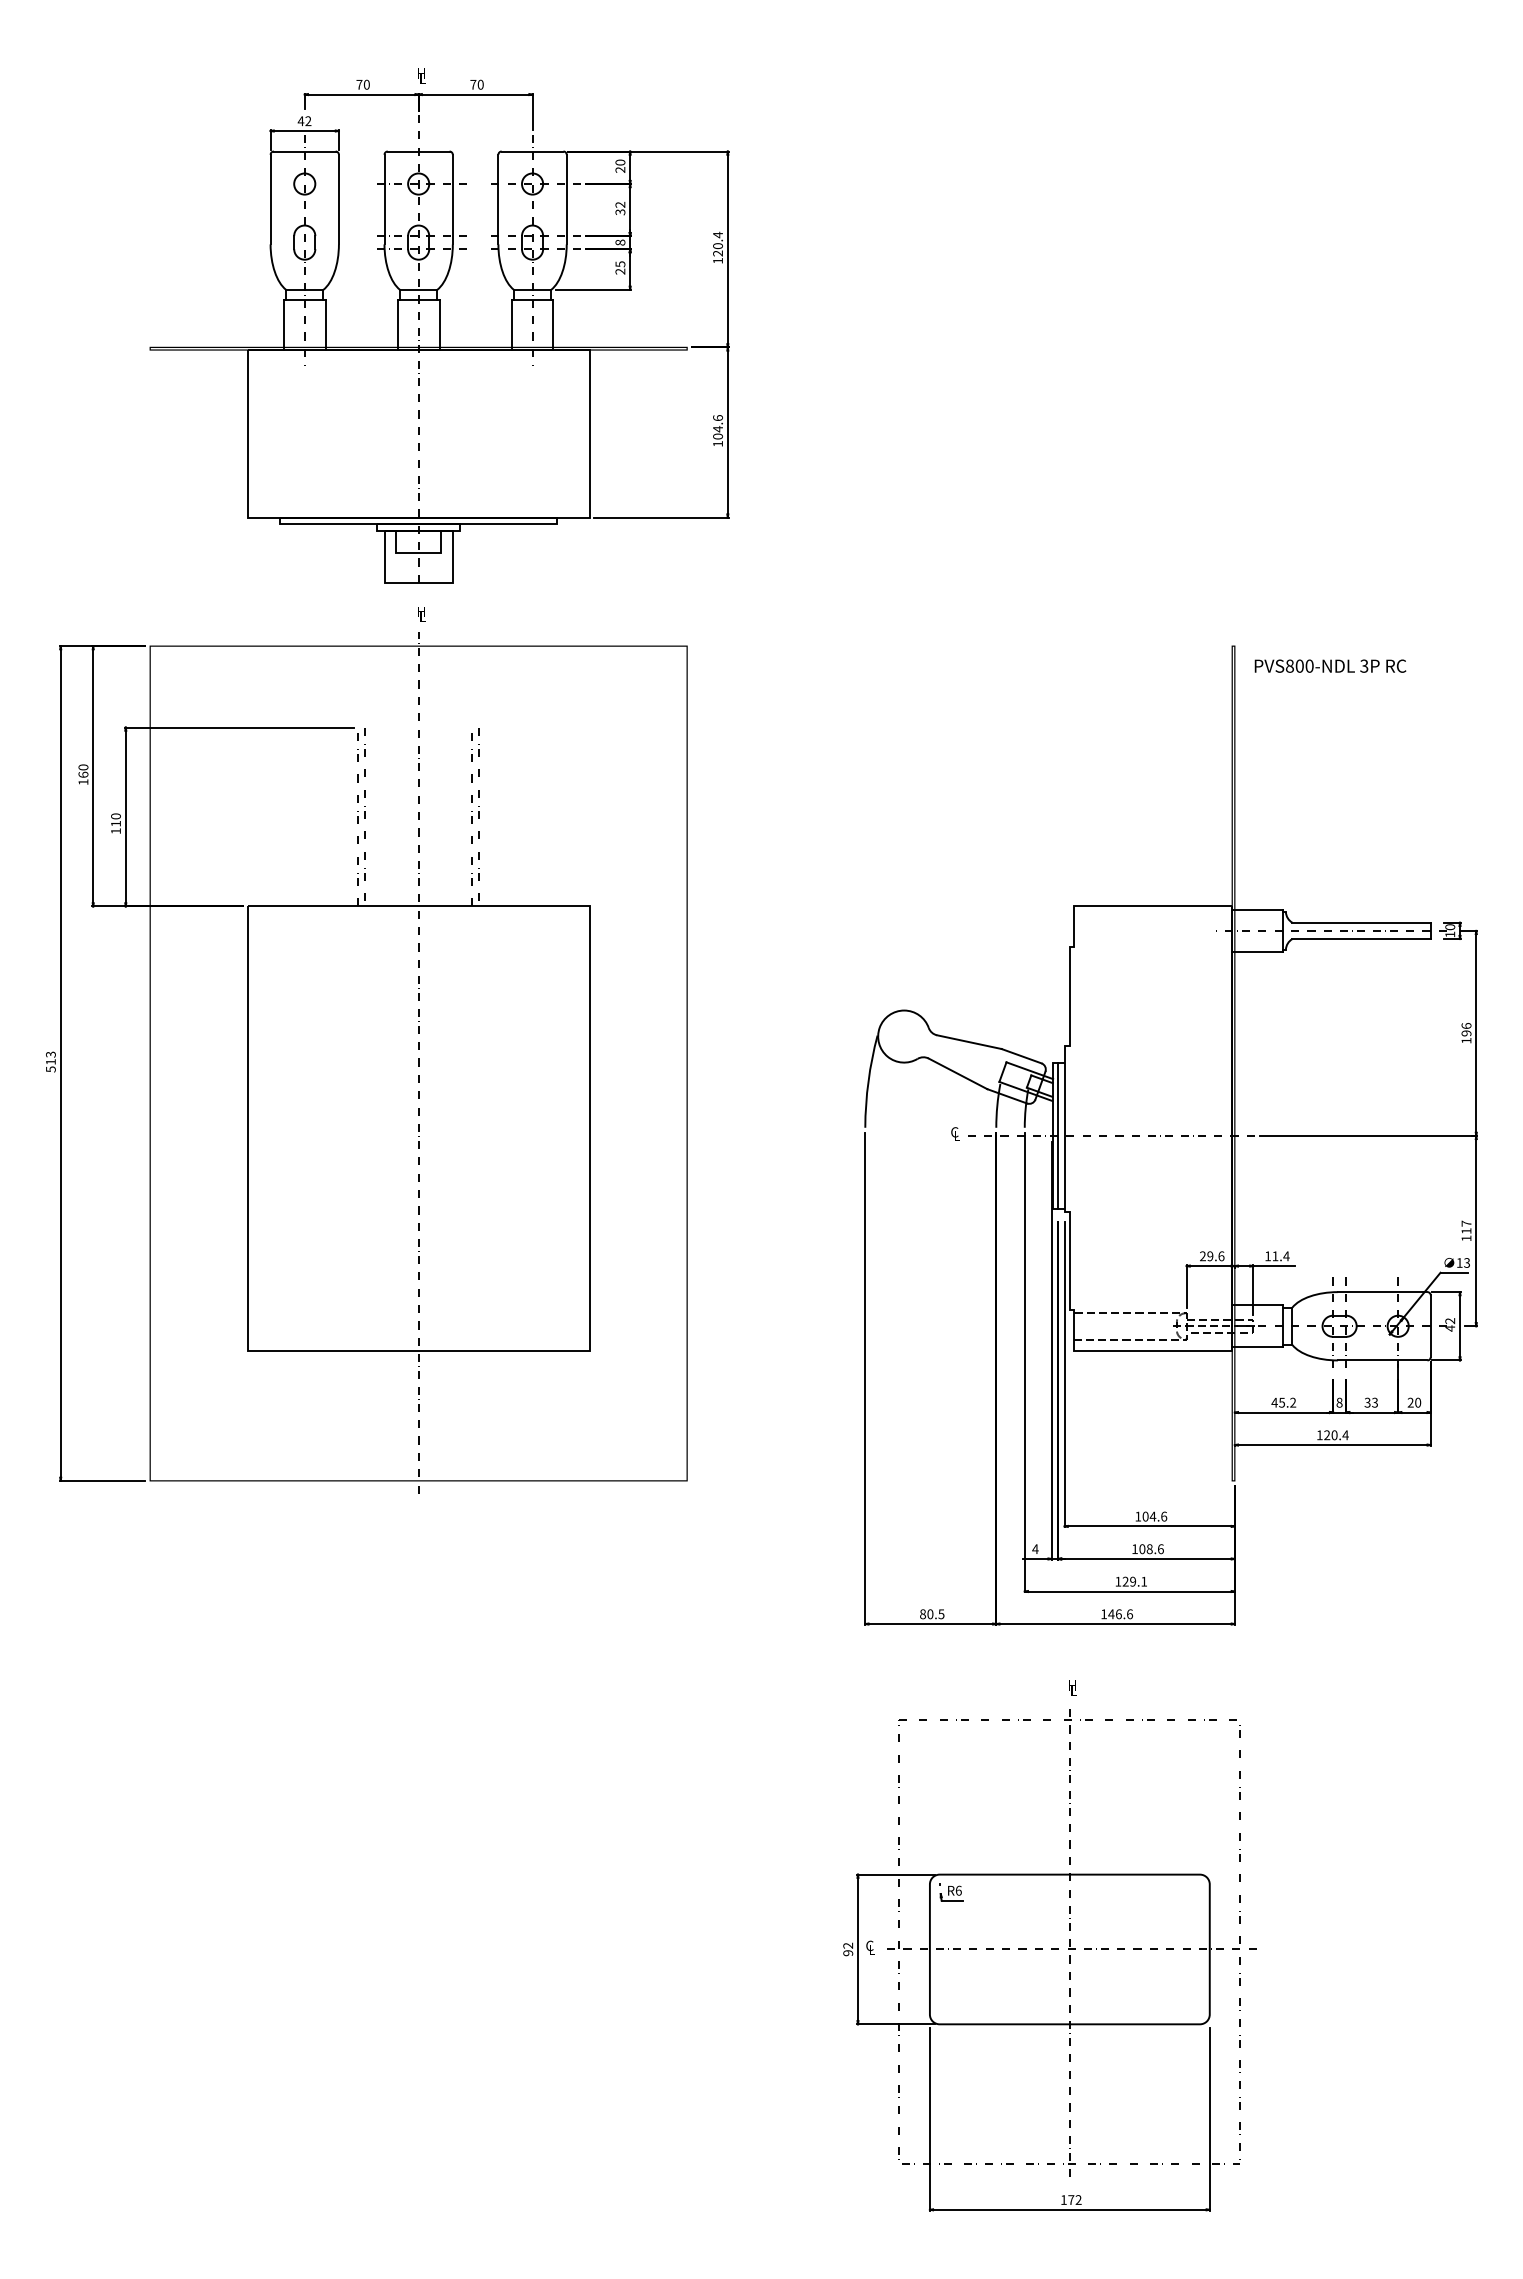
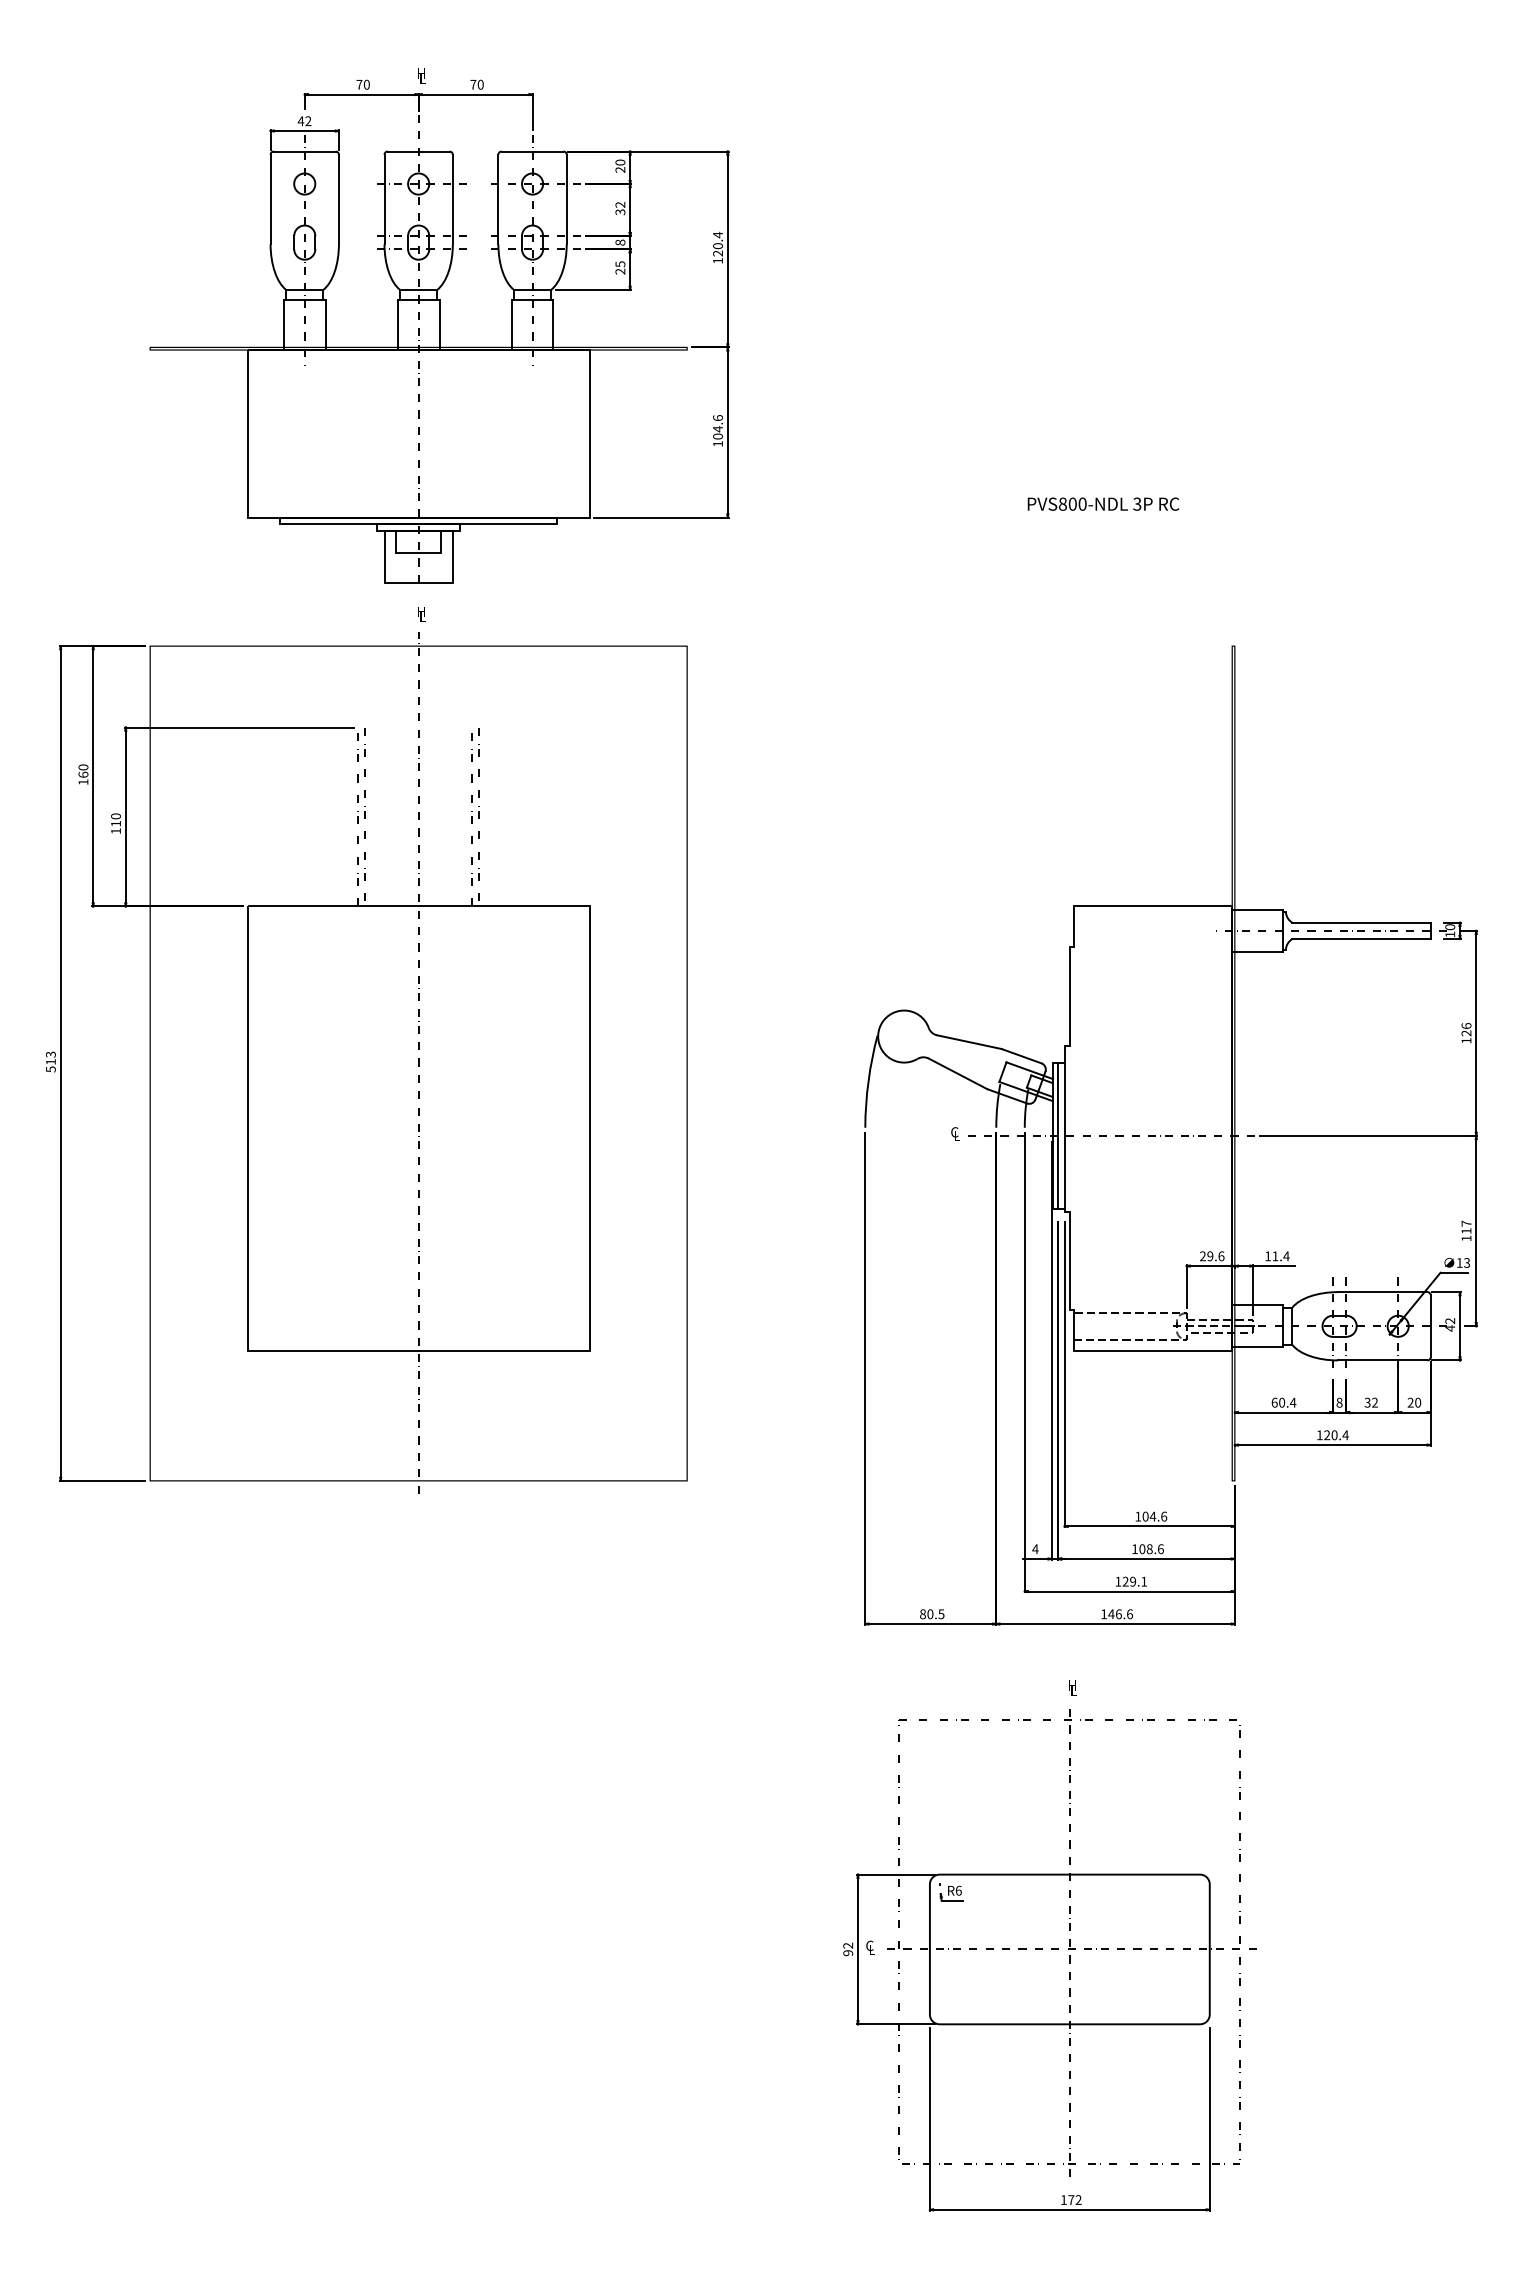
text position: (1330, 665) -> (1103, 503) (1103, 503)
text: 196 -> 126 (1466, 1033)
text: 45.2 -> 60.4 (1283, 1402)
text: 33 -> 32 (1374, 1403)
